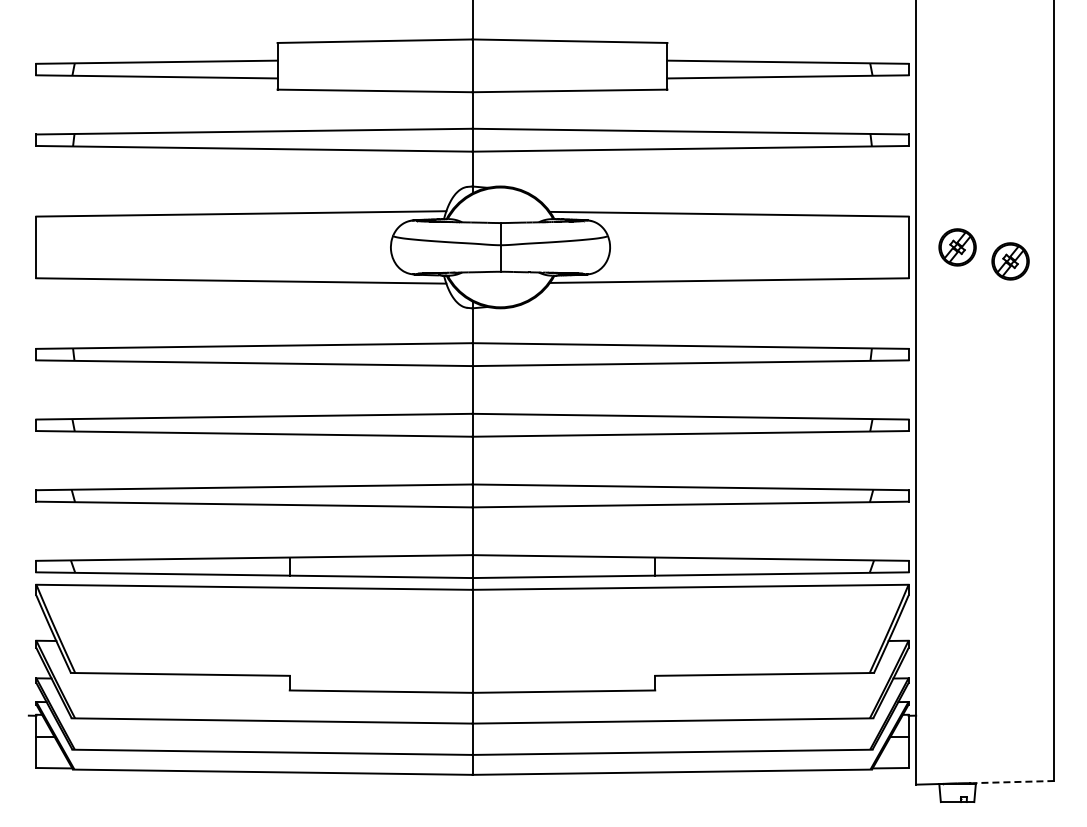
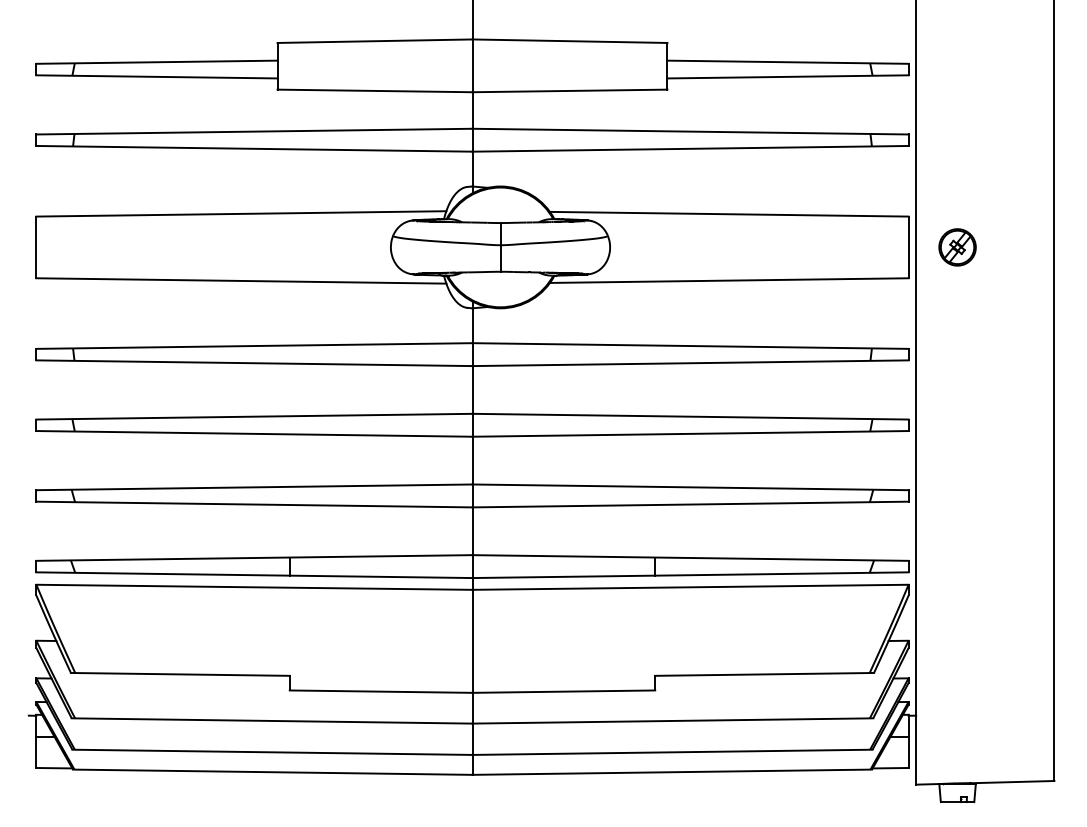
part: present -> none (1010, 261)
line: dashed -> solid (1012, 782)
